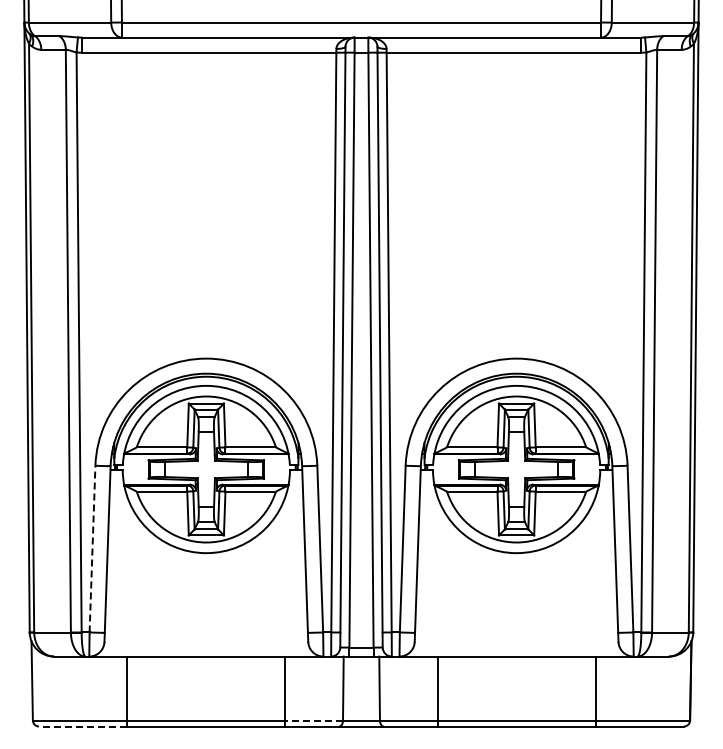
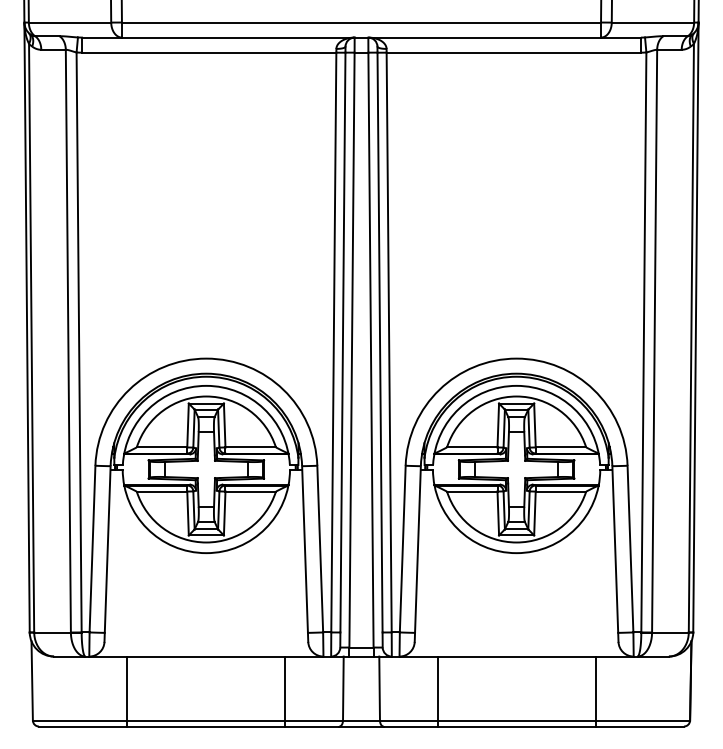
line: dashed -> solid (92, 548)
line: dashed -> solid (314, 720)
line: dashed -> solid (82, 726)
